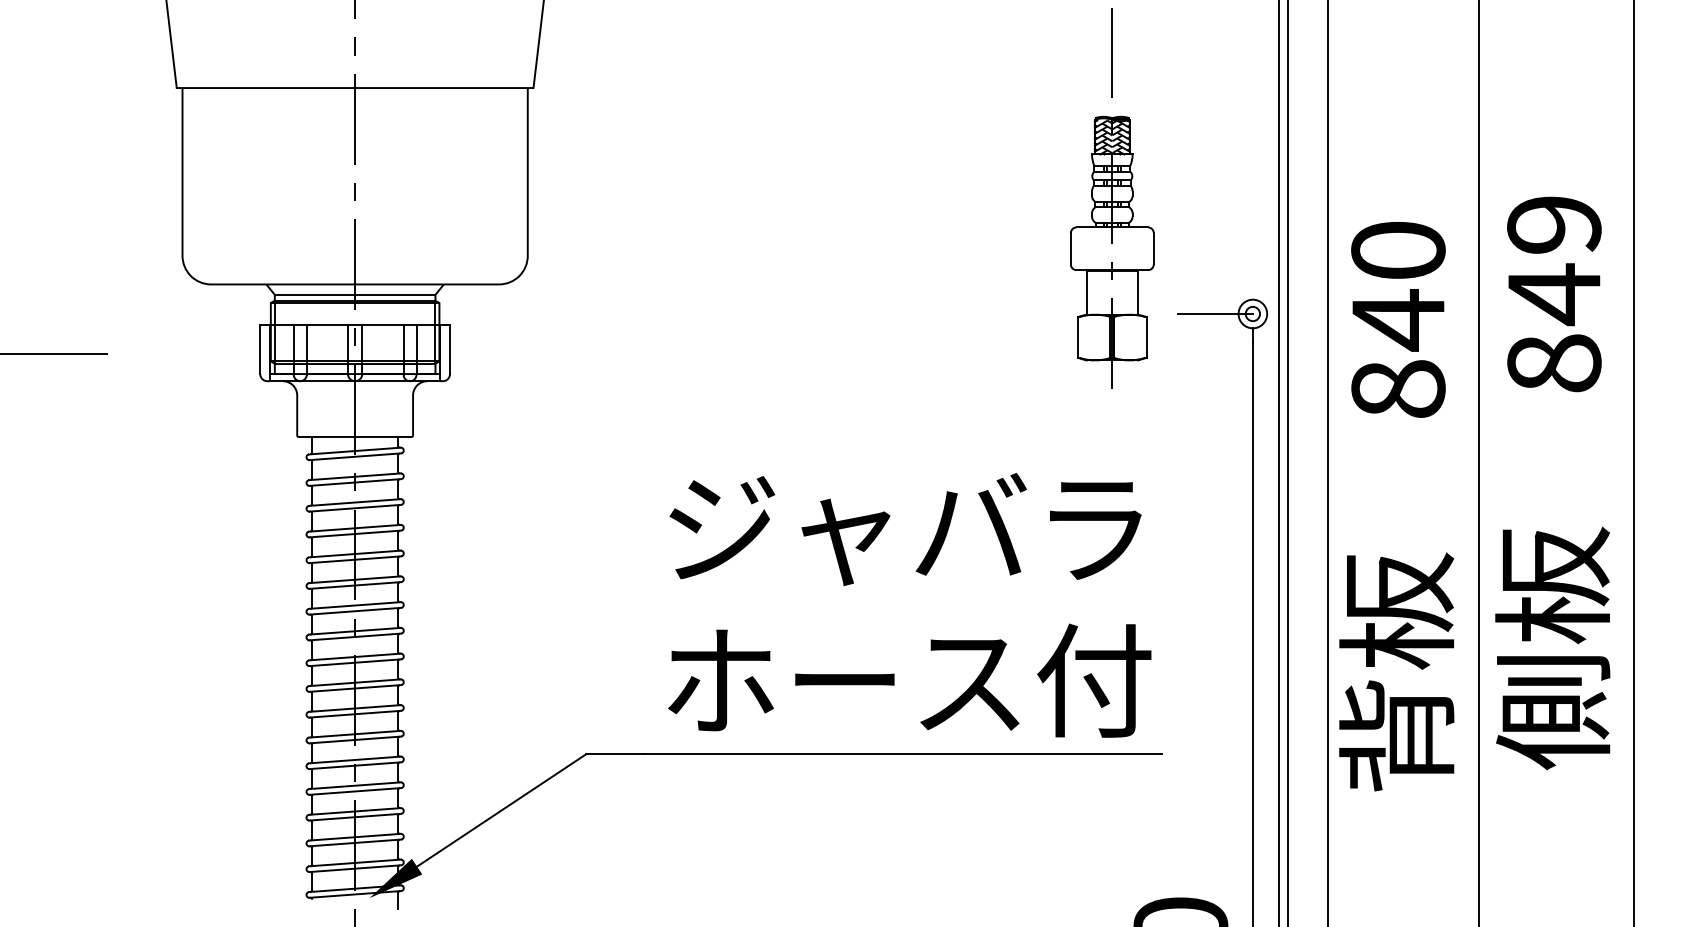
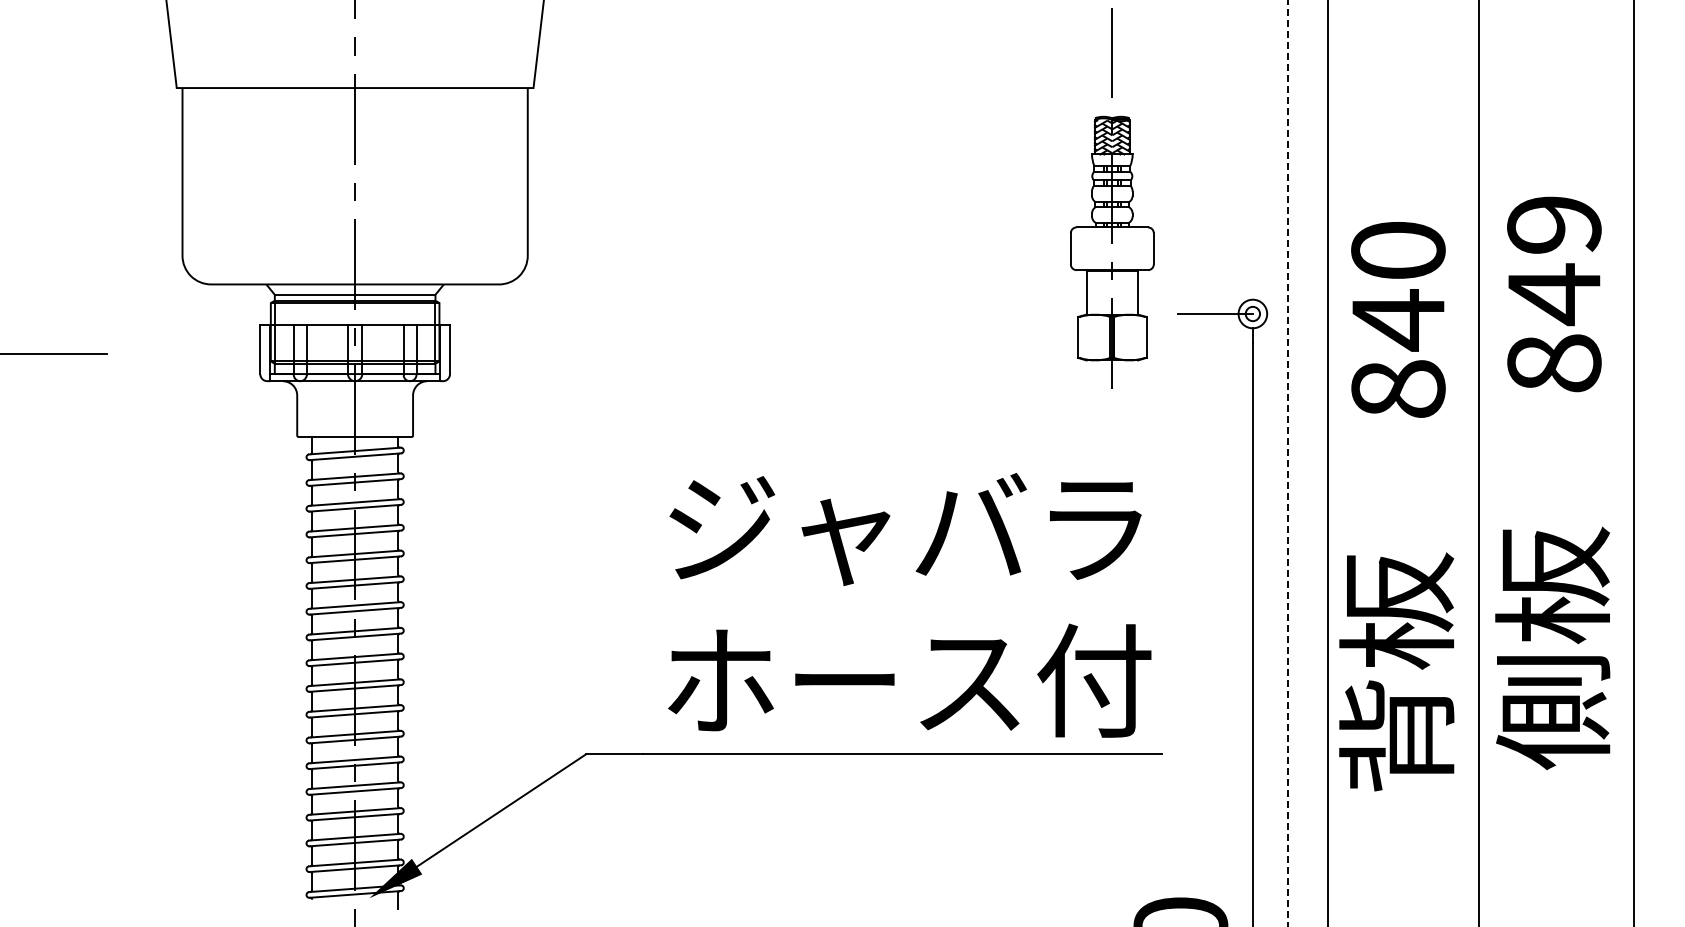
line: present -> none (1279, 462)
line: solid -> dashed (1287, 463)
